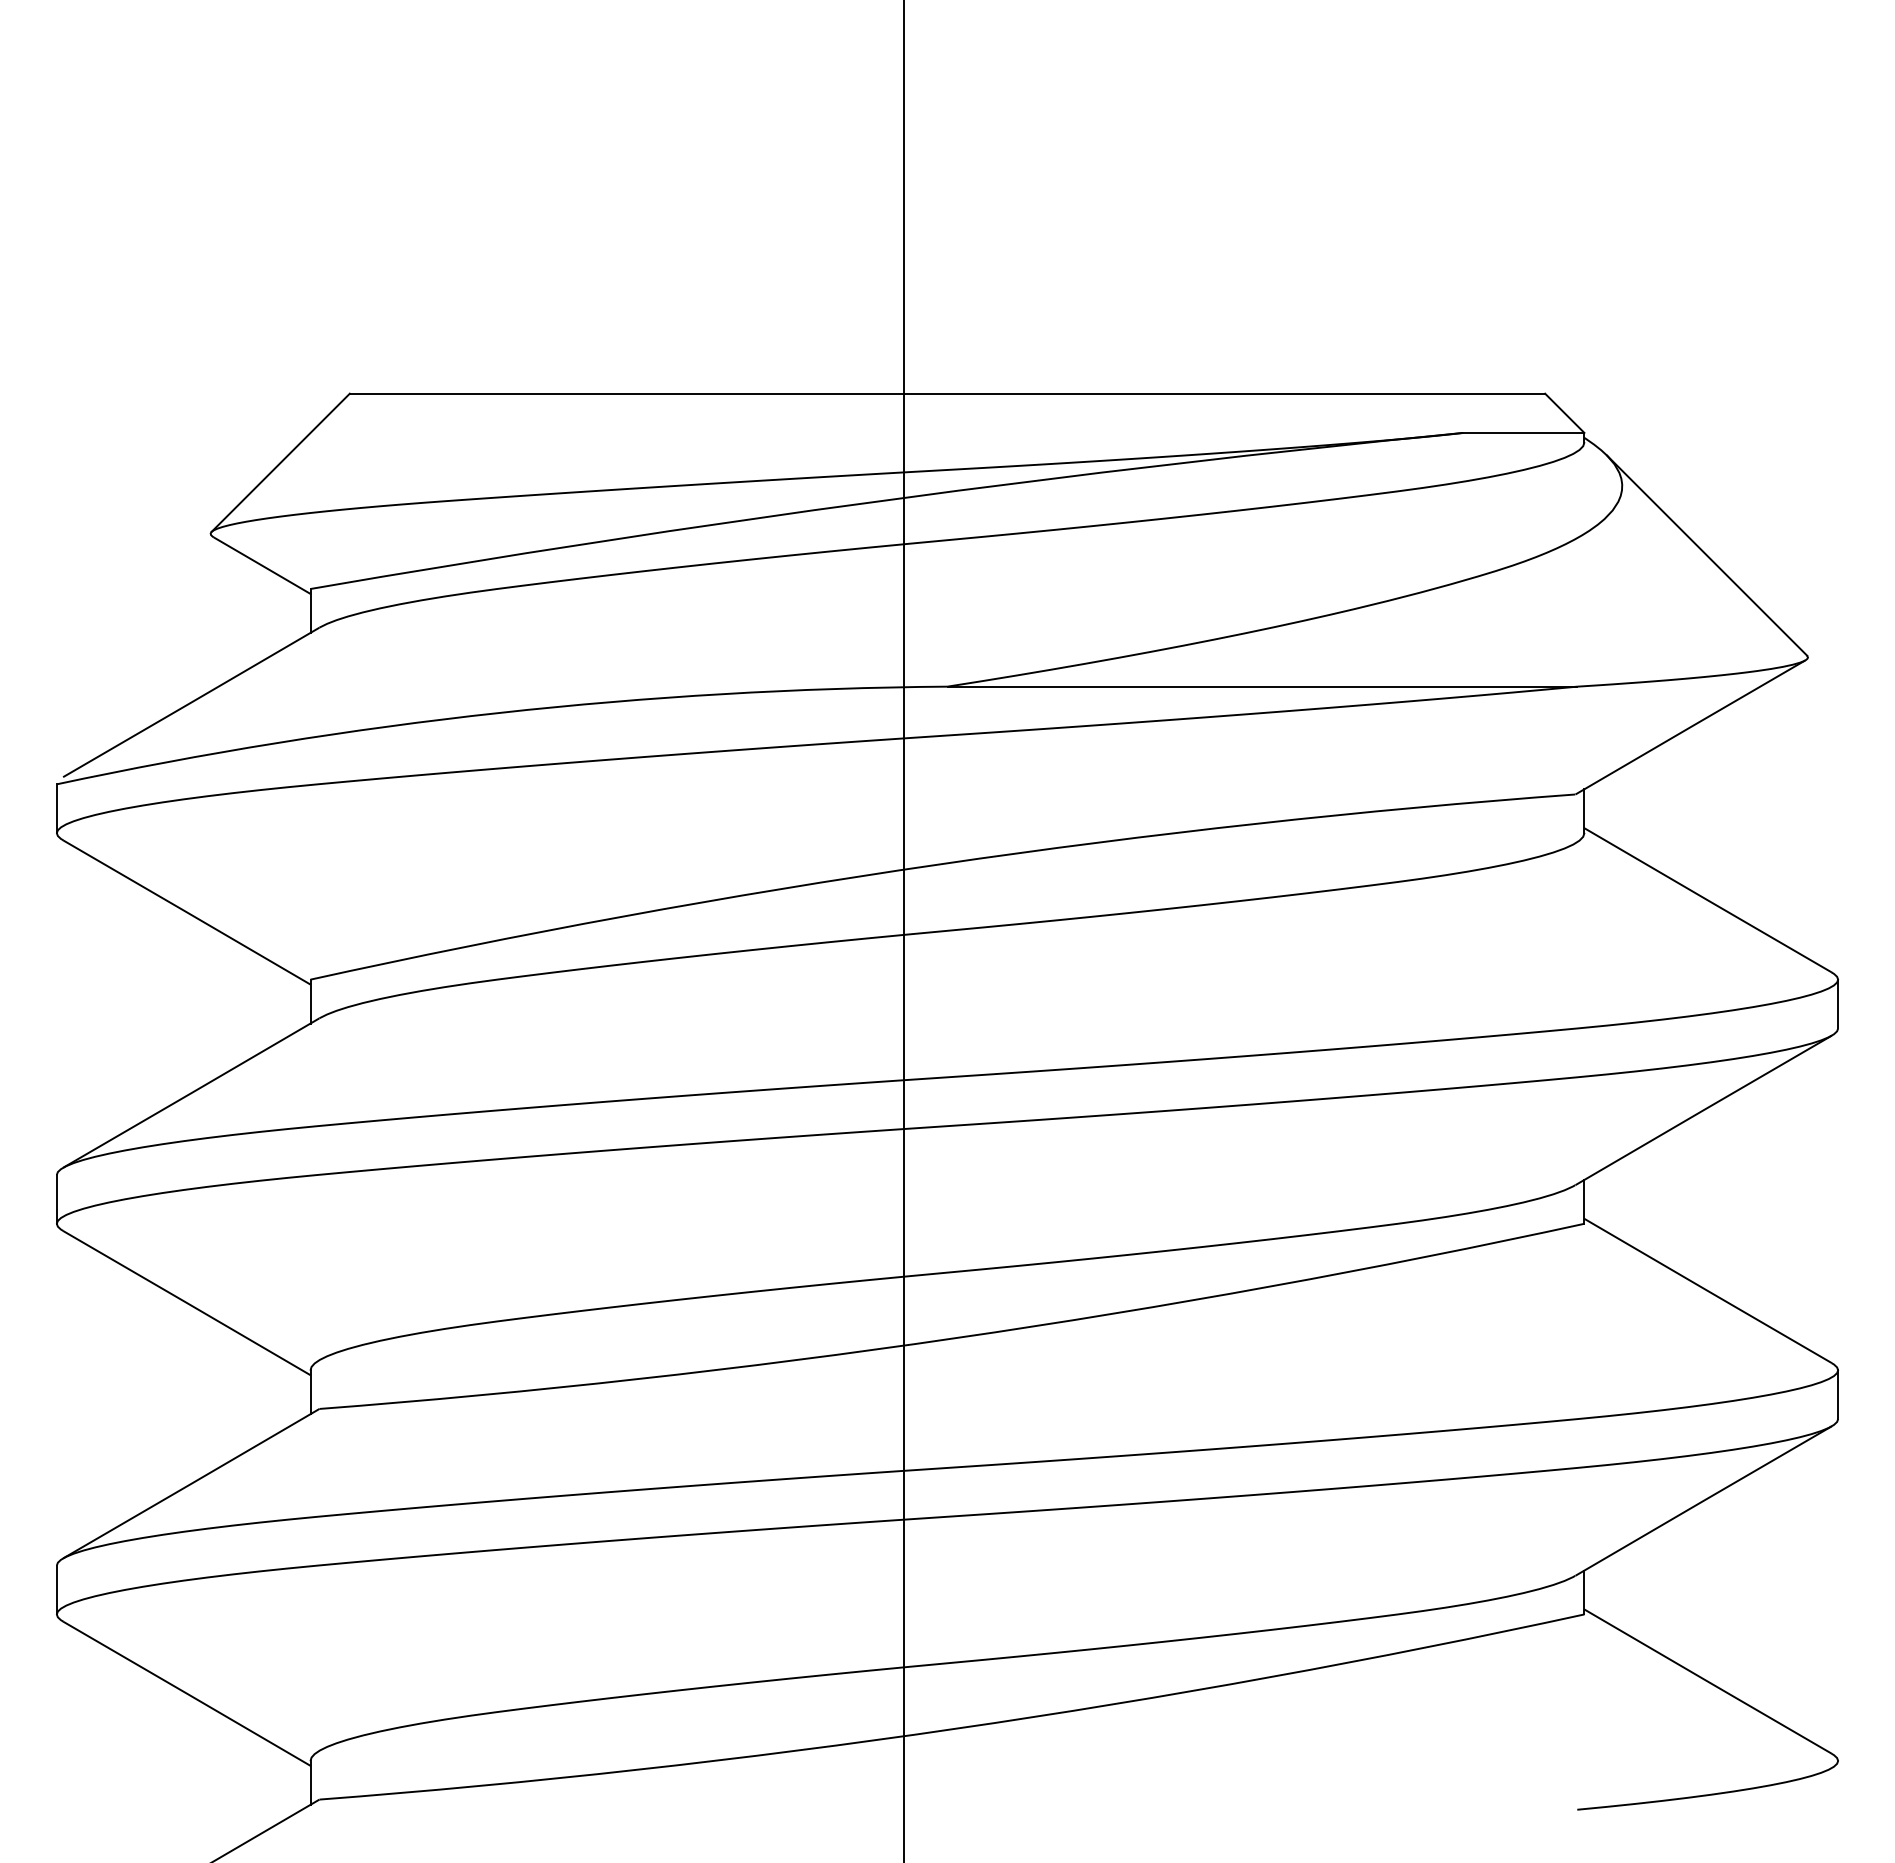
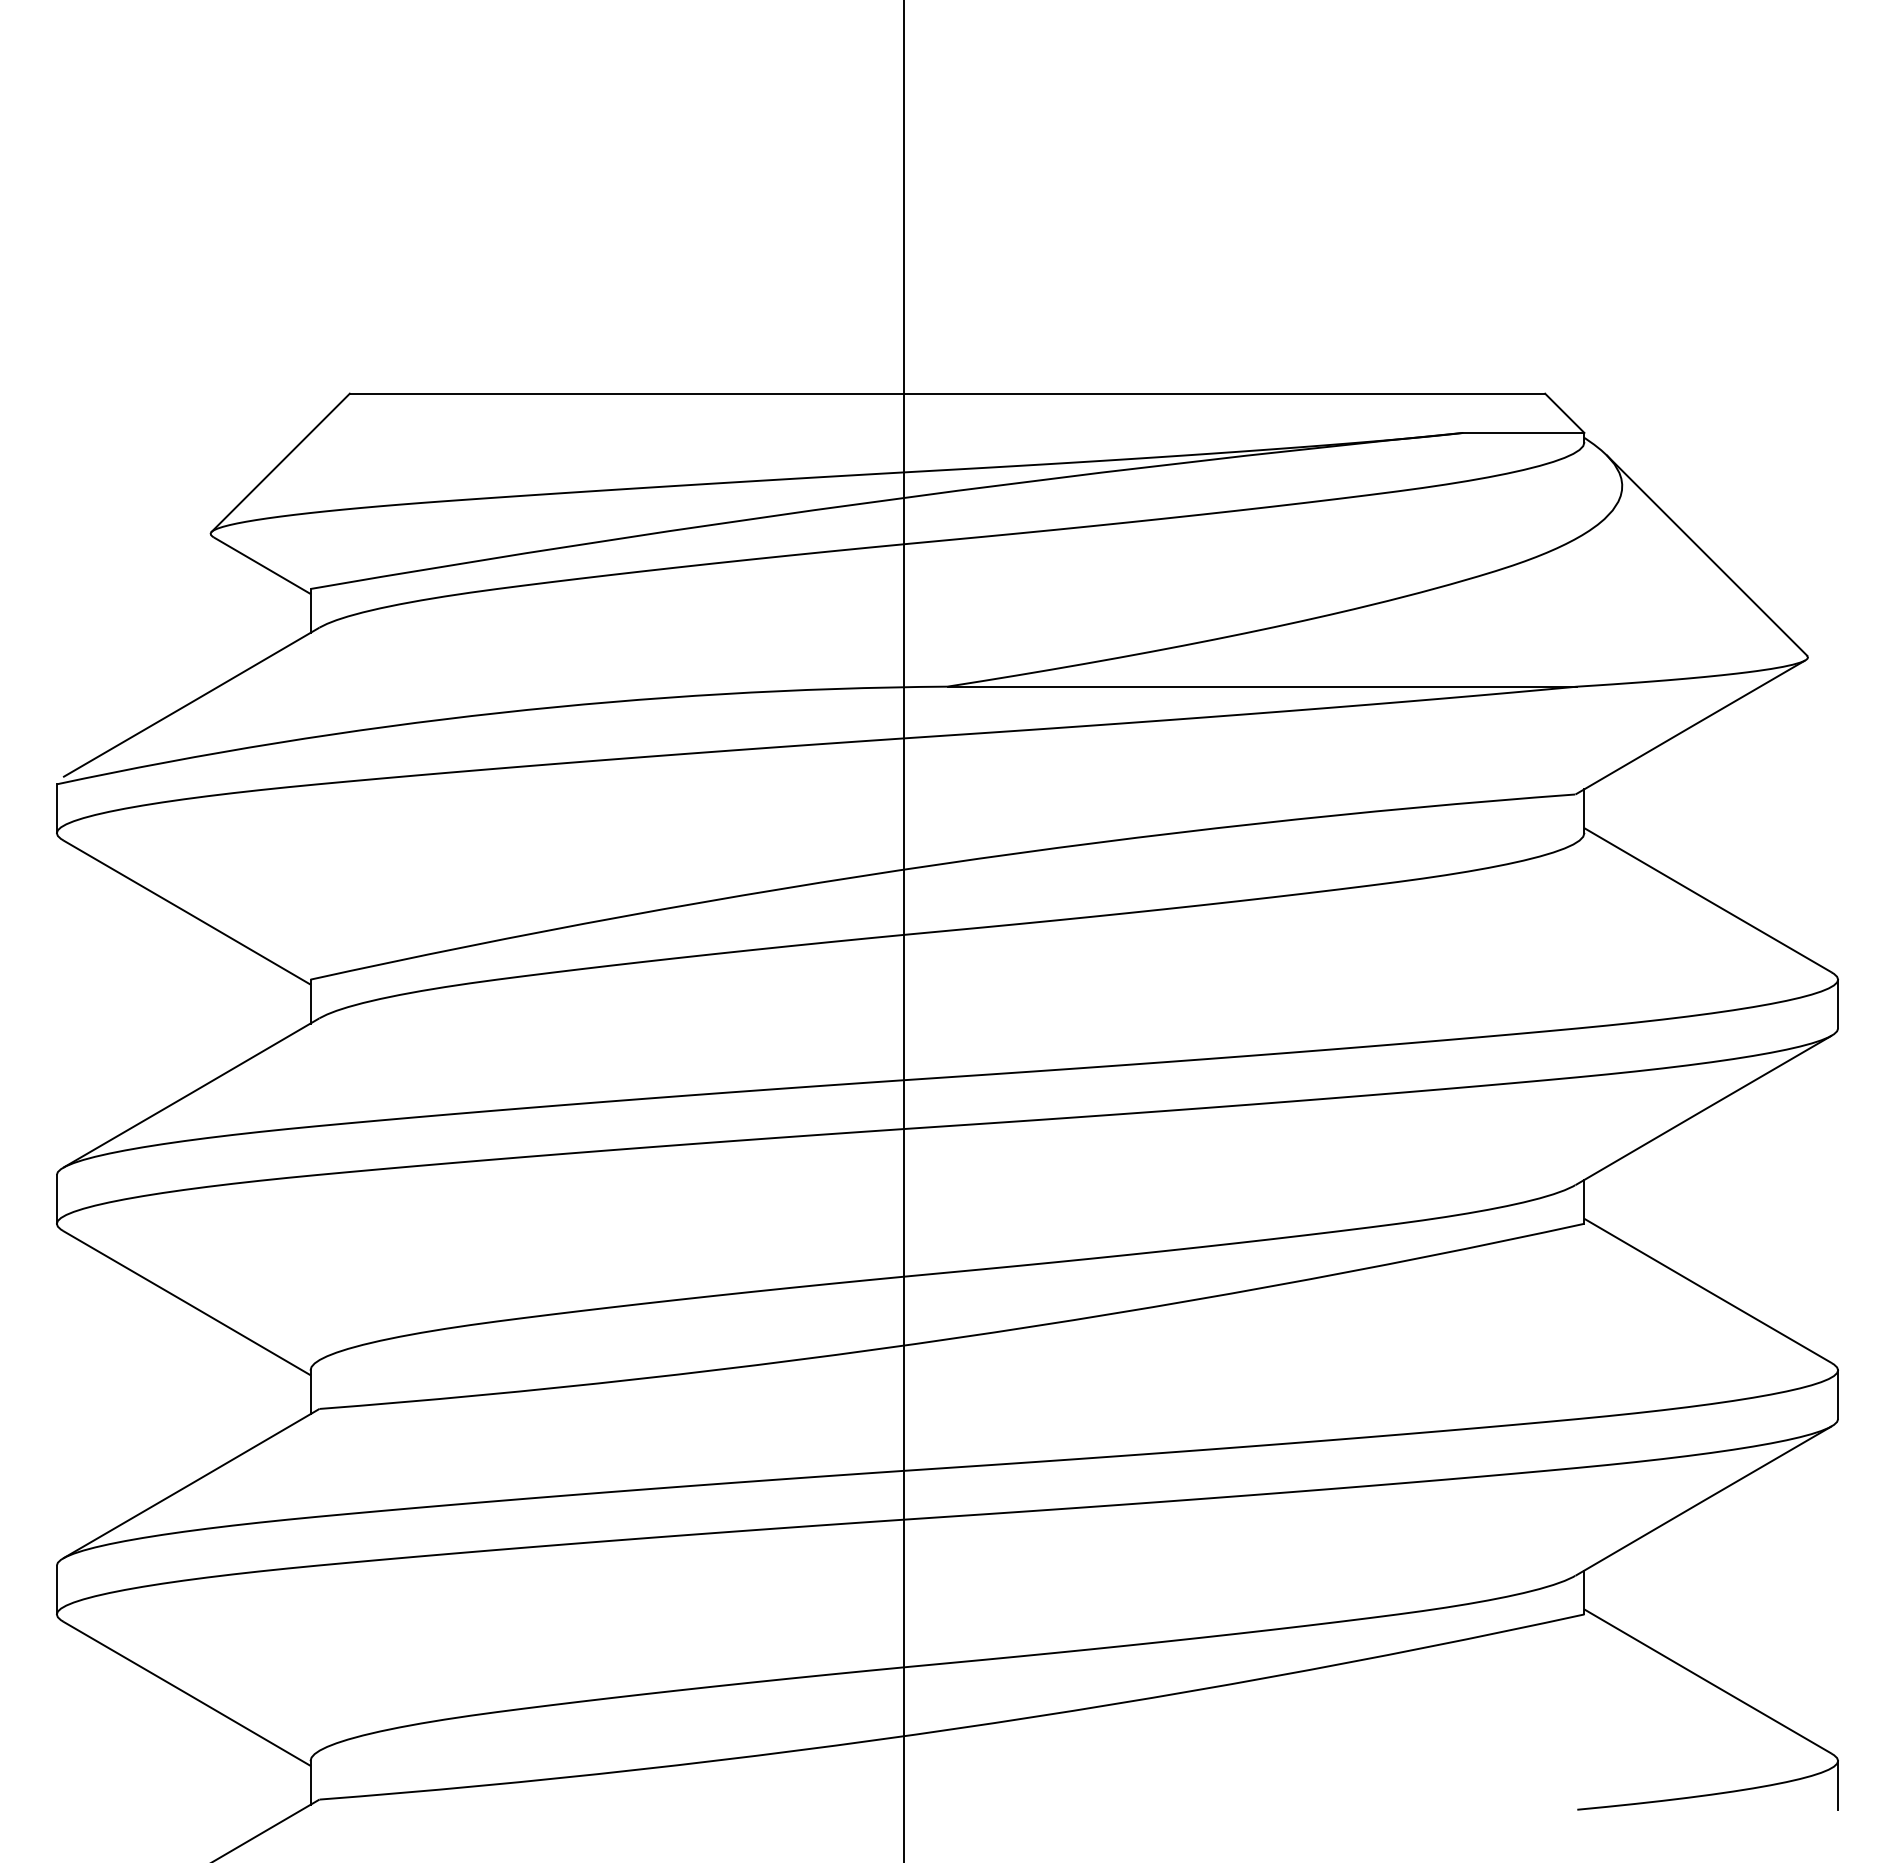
line: none -> present (1838, 1784)
